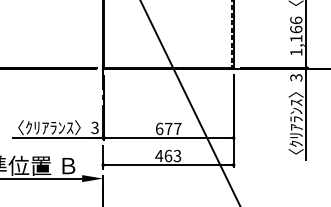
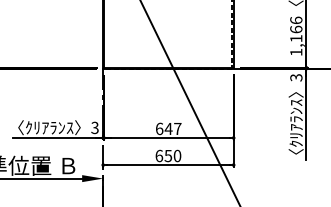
text: 677 -> 647 (168, 128)
text: 463 -> 650 (168, 155)
